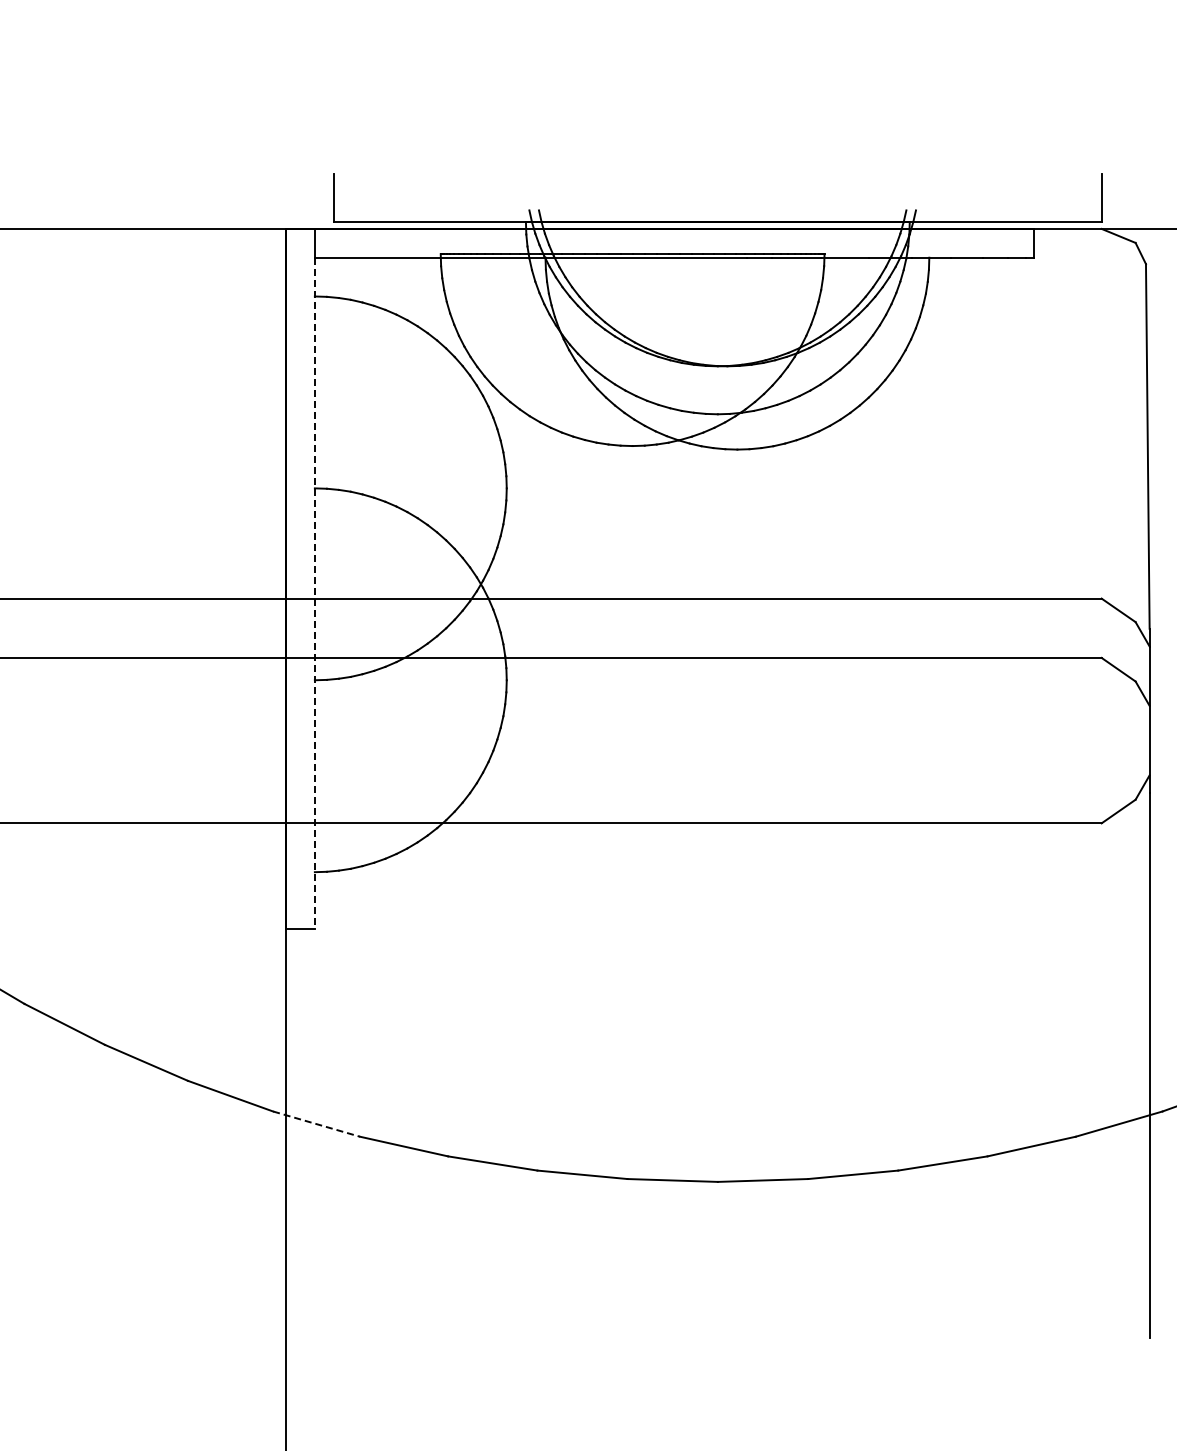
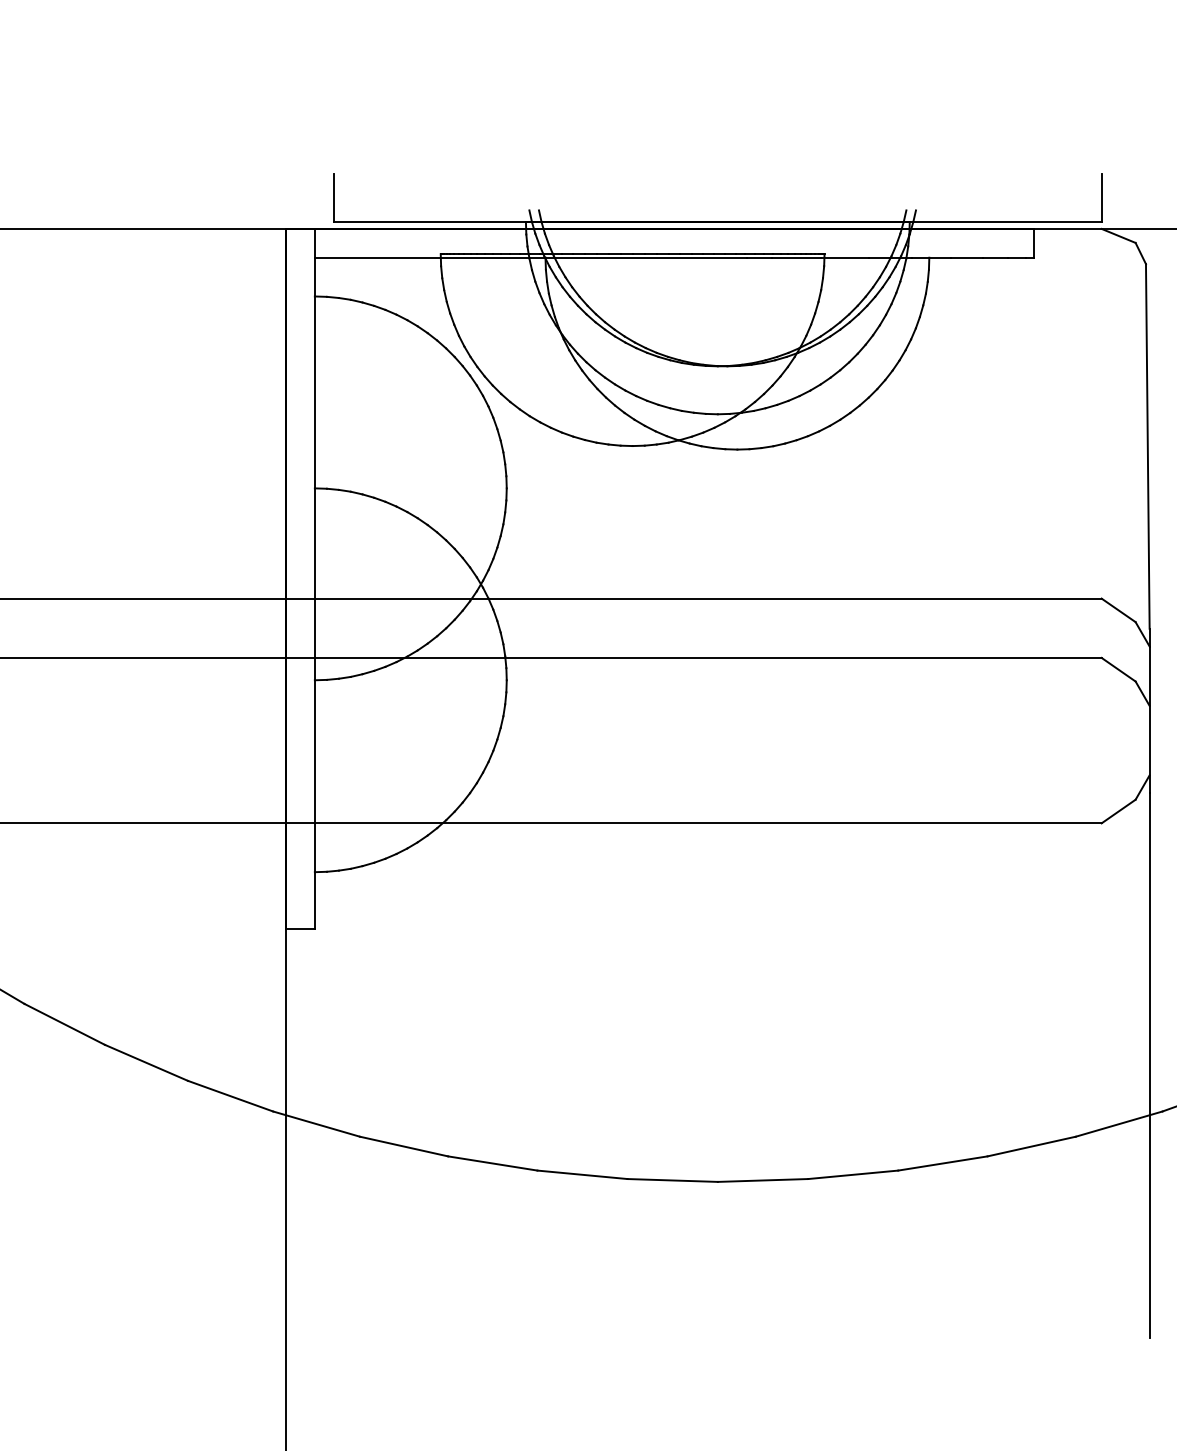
line: dashed -> solid (314, 593)
line: dashed -> solid (317, 1124)
